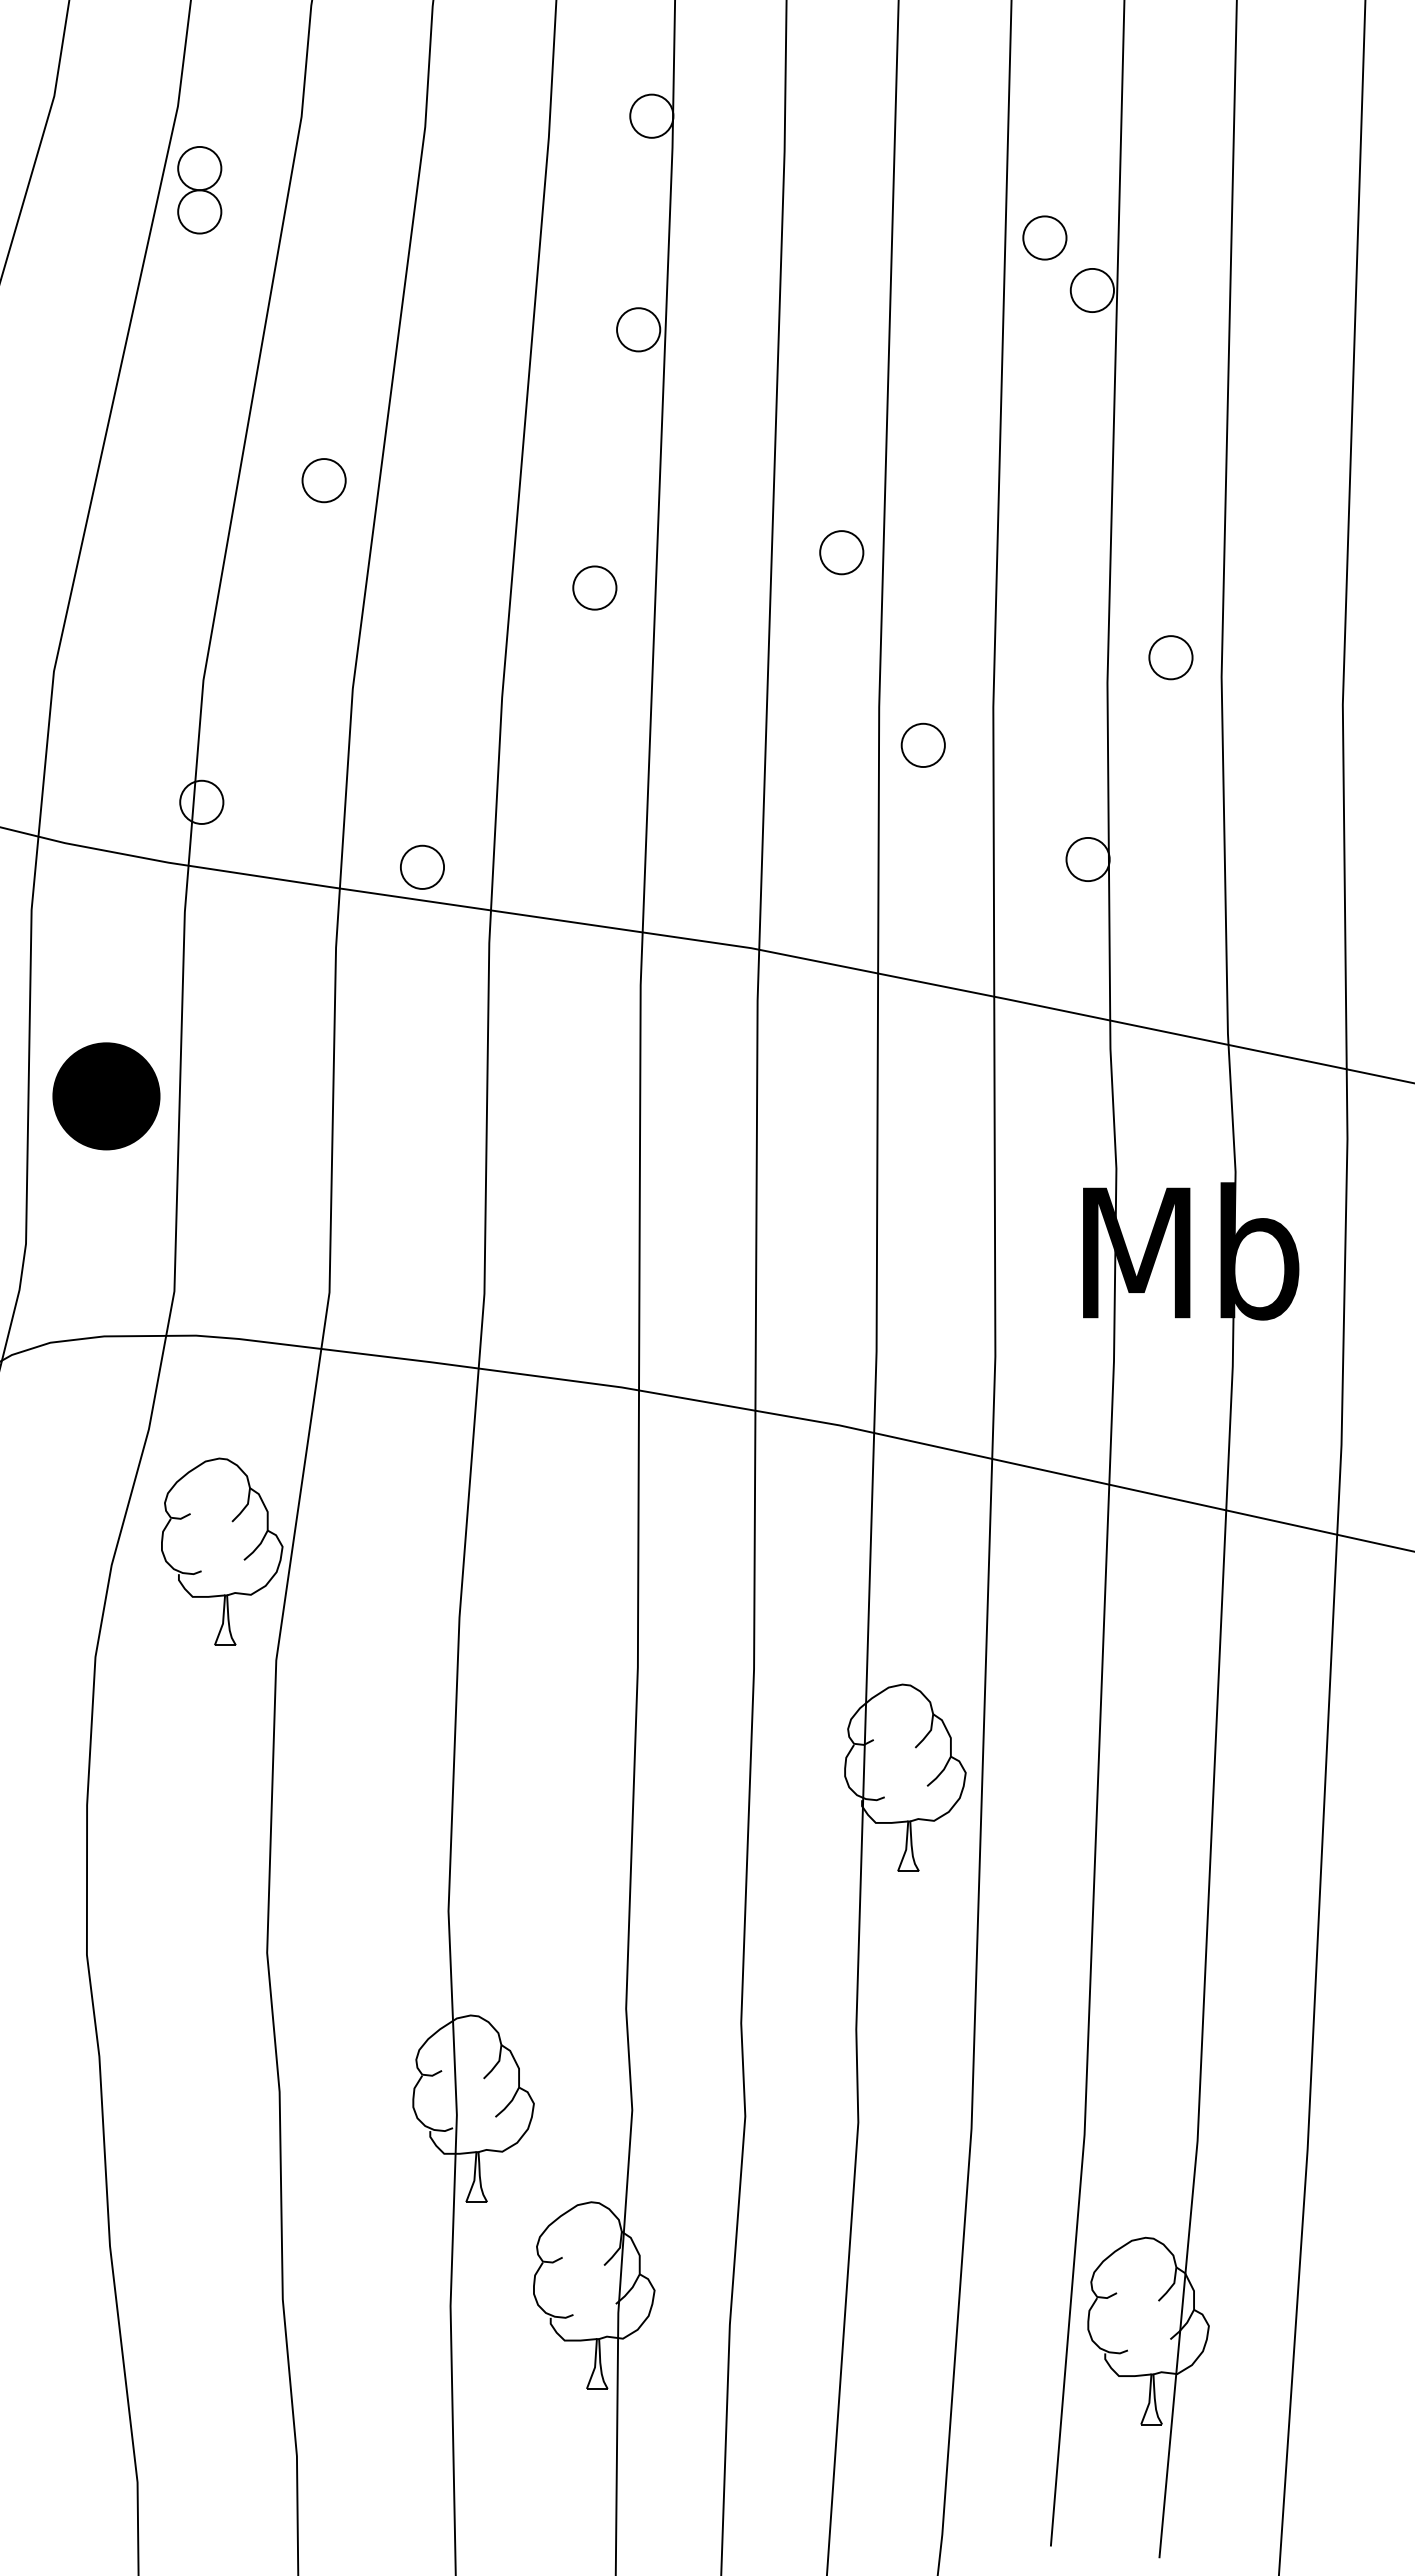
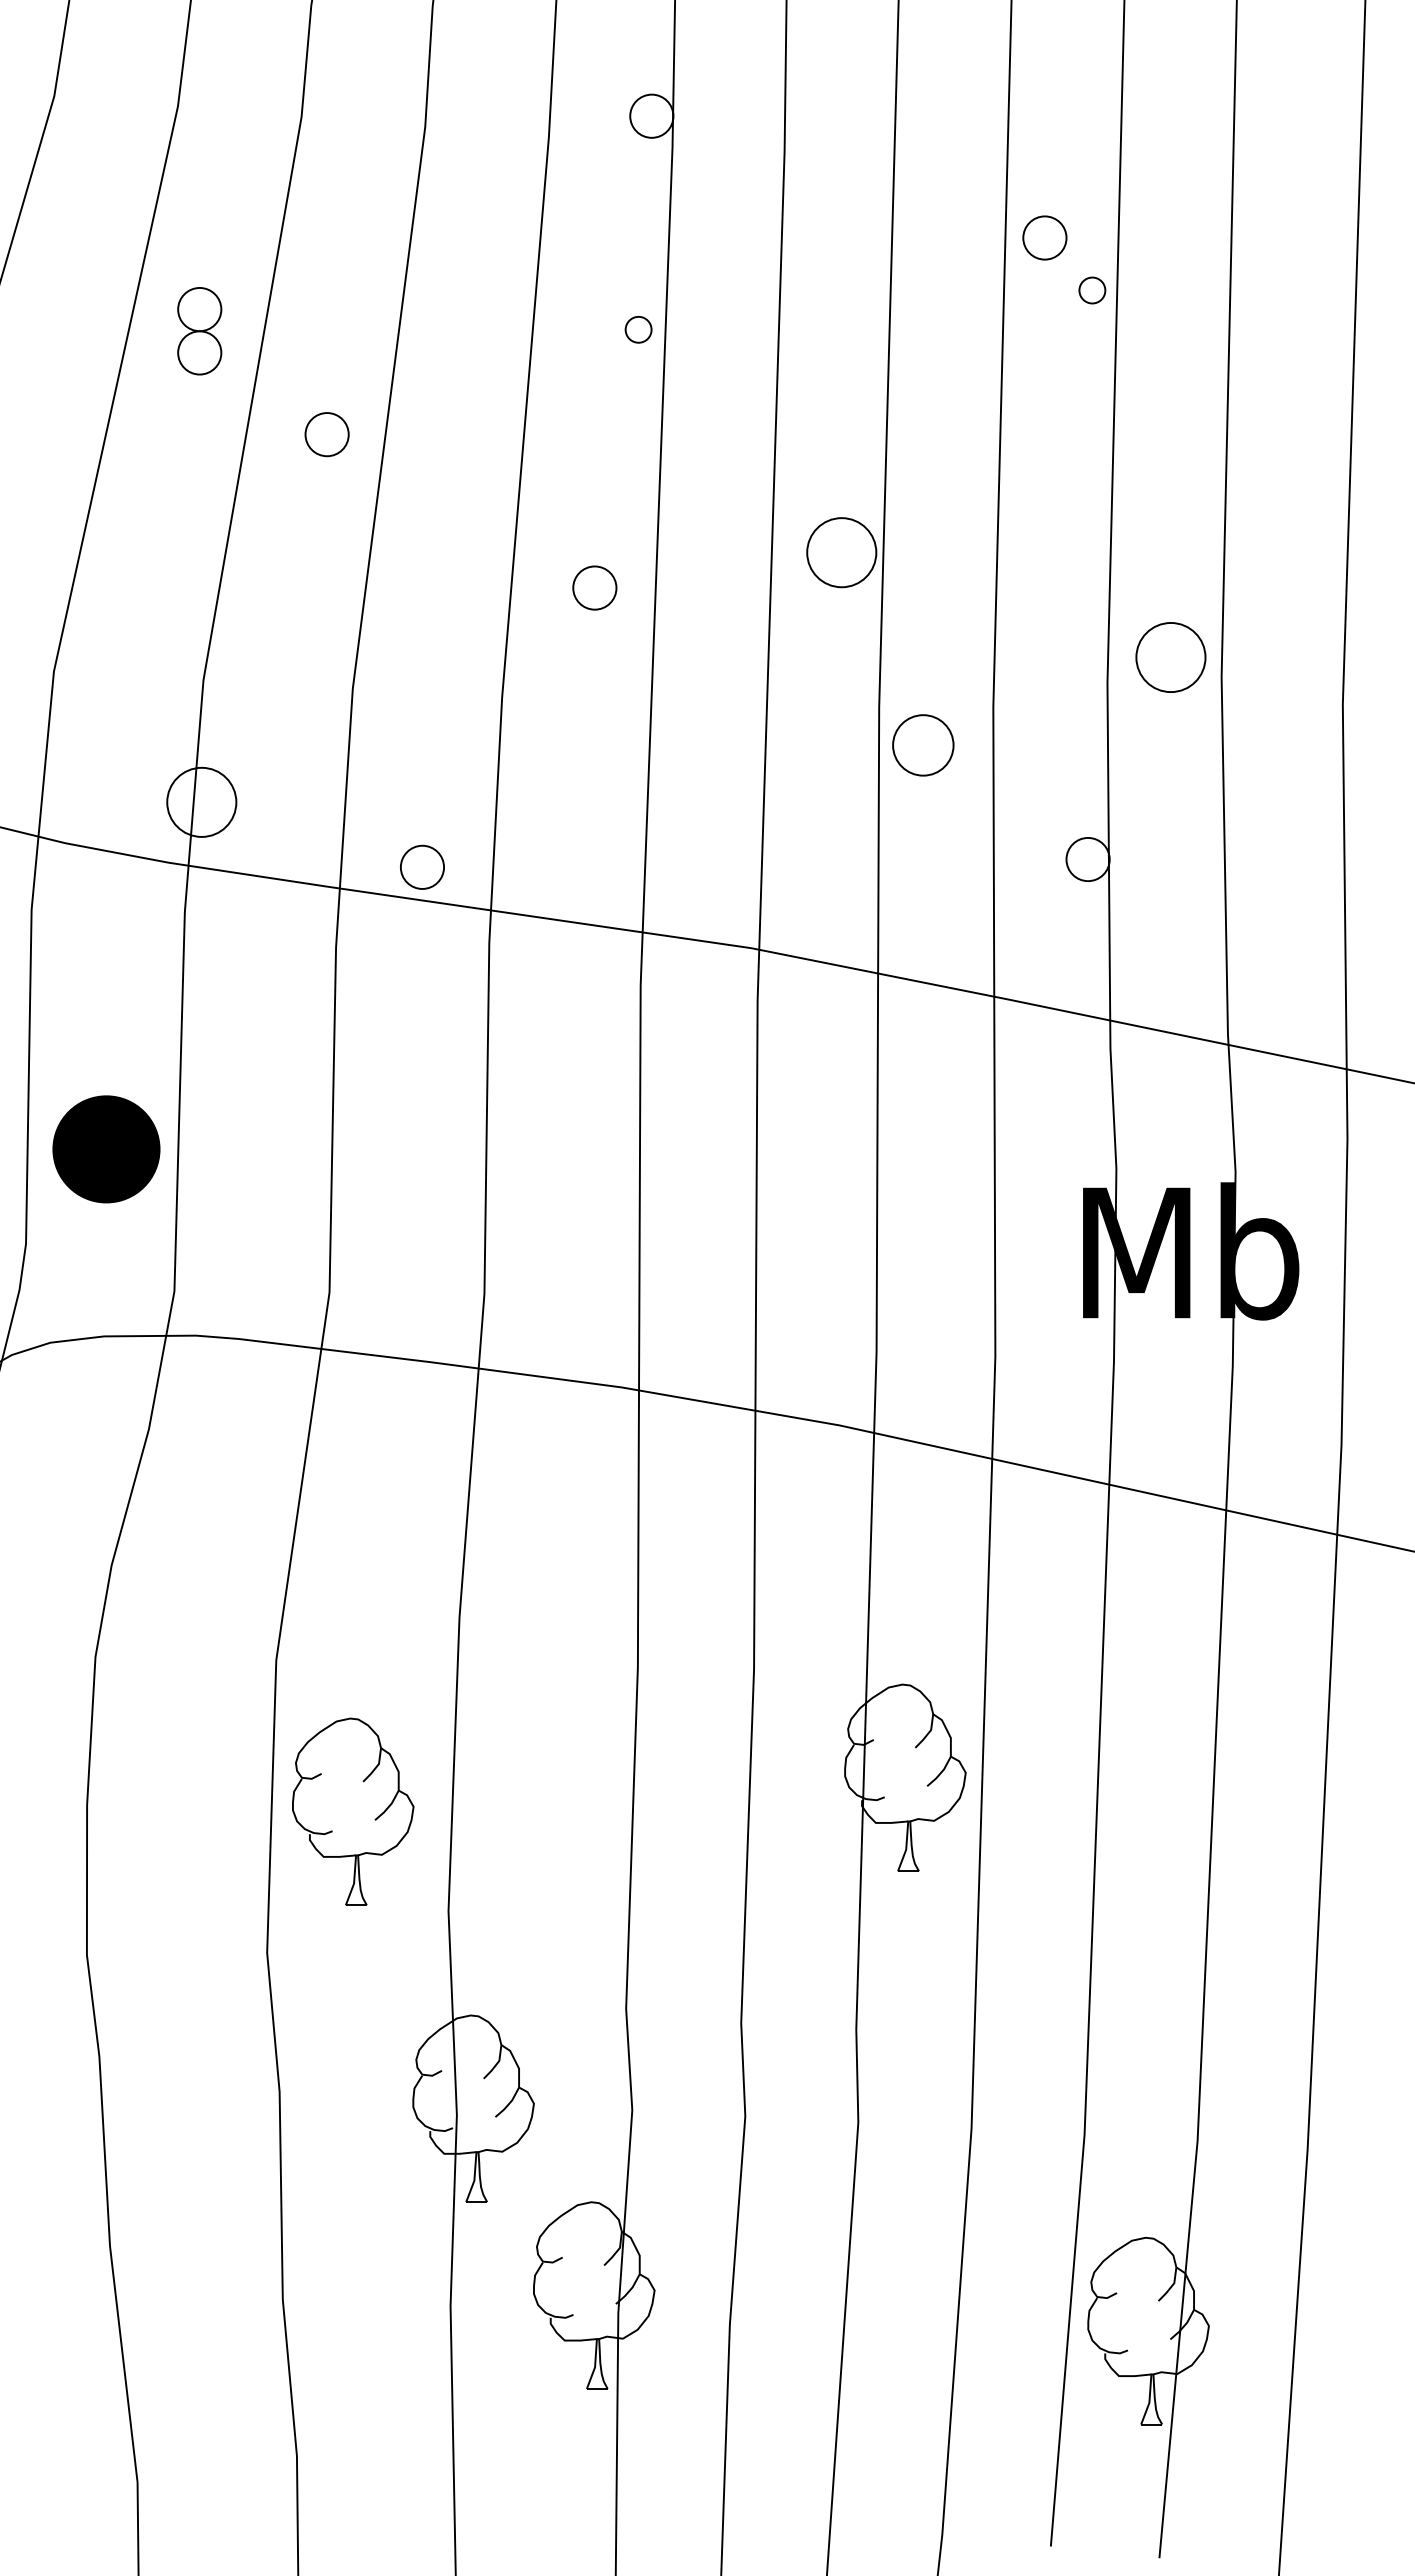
part position: (199, 190) -> (199, 331) (199, 331)
circle diameter: 43 px -> 26 px (1092, 290)
circle diameter: 43 px -> 26 px (638, 329)
circle position: (323, 480) -> (326, 434) (326, 434)
circle diameter: 43 px -> 69 px (841, 552)
circle size: 46x46 px -> 72x71 px (1170, 657)
circle diameter: 43 px -> 60 px (923, 745)
circle diameter: 43 px -> 69 px (201, 801)
part position: (106, 1096) -> (106, 1149) (106, 1149)
part position: (243, 1559) -> (374, 1819) (374, 1819)
